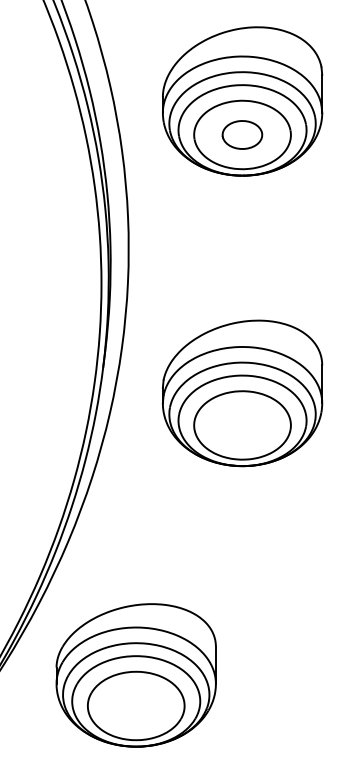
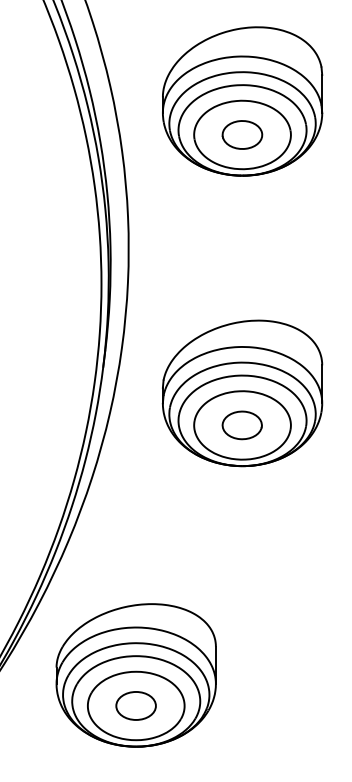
part: none -> present (241, 425)
part: none -> present (135, 705)
